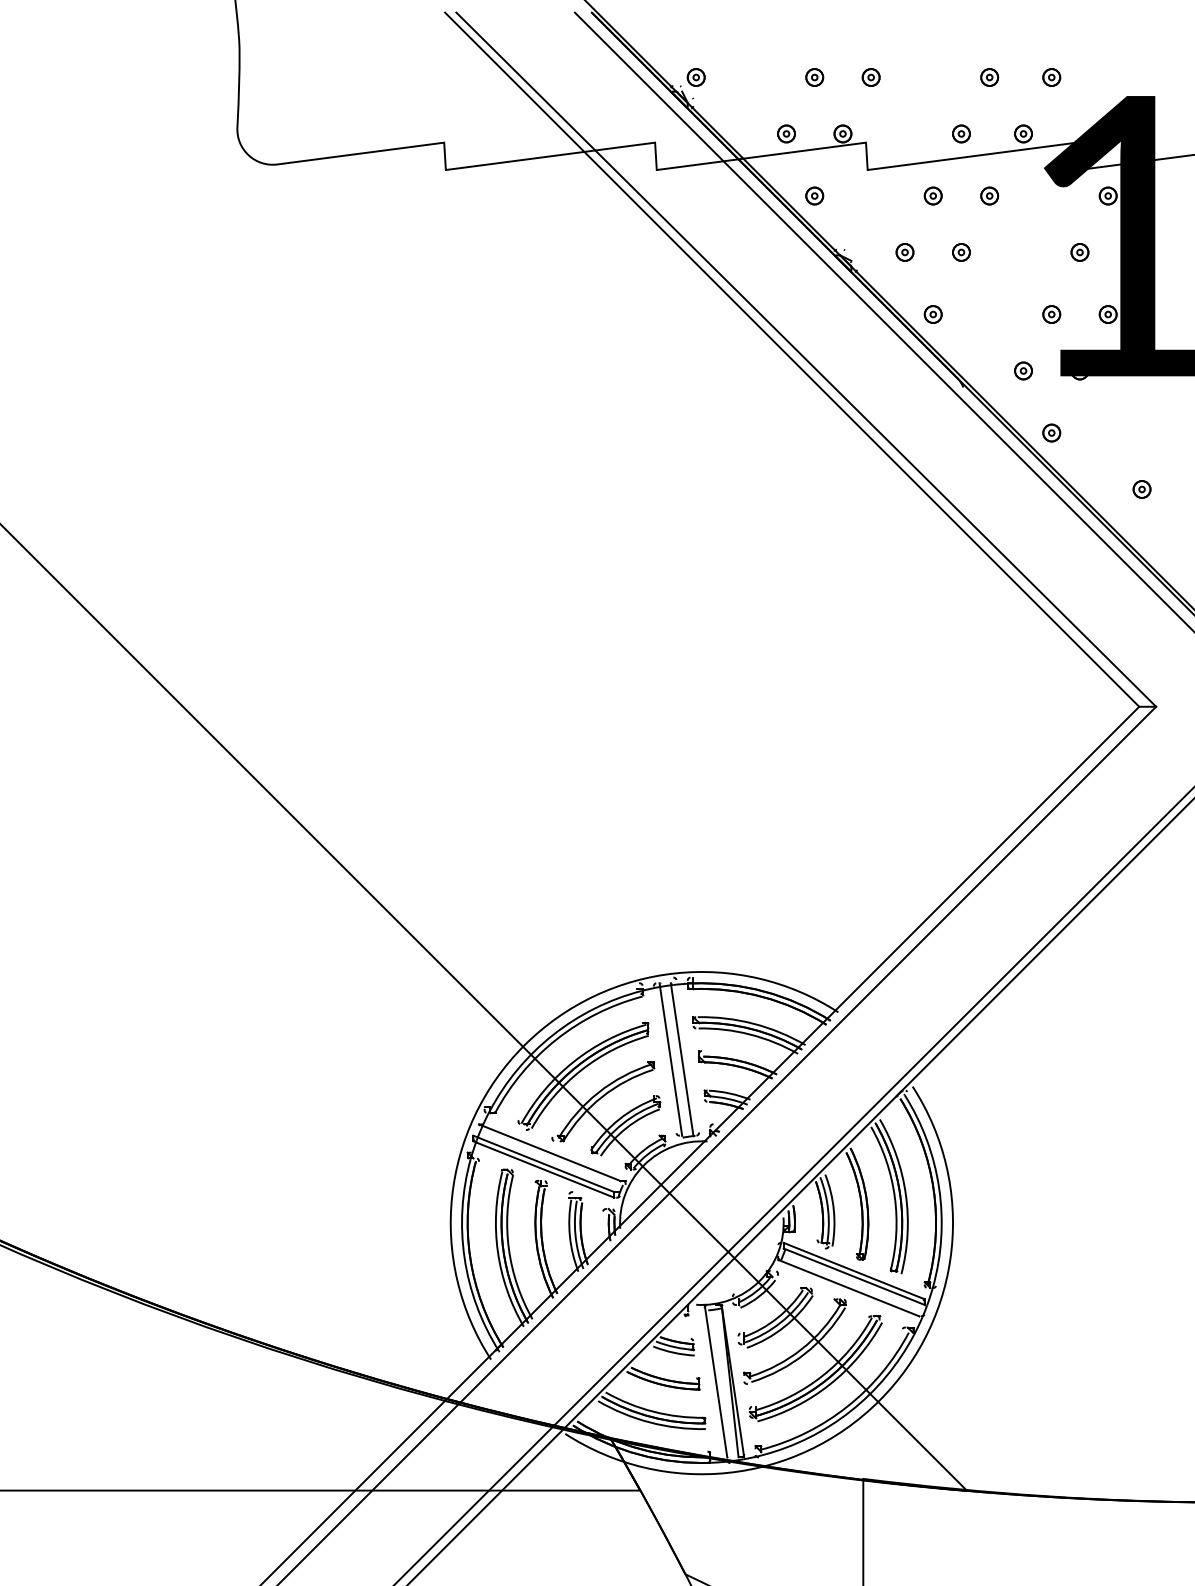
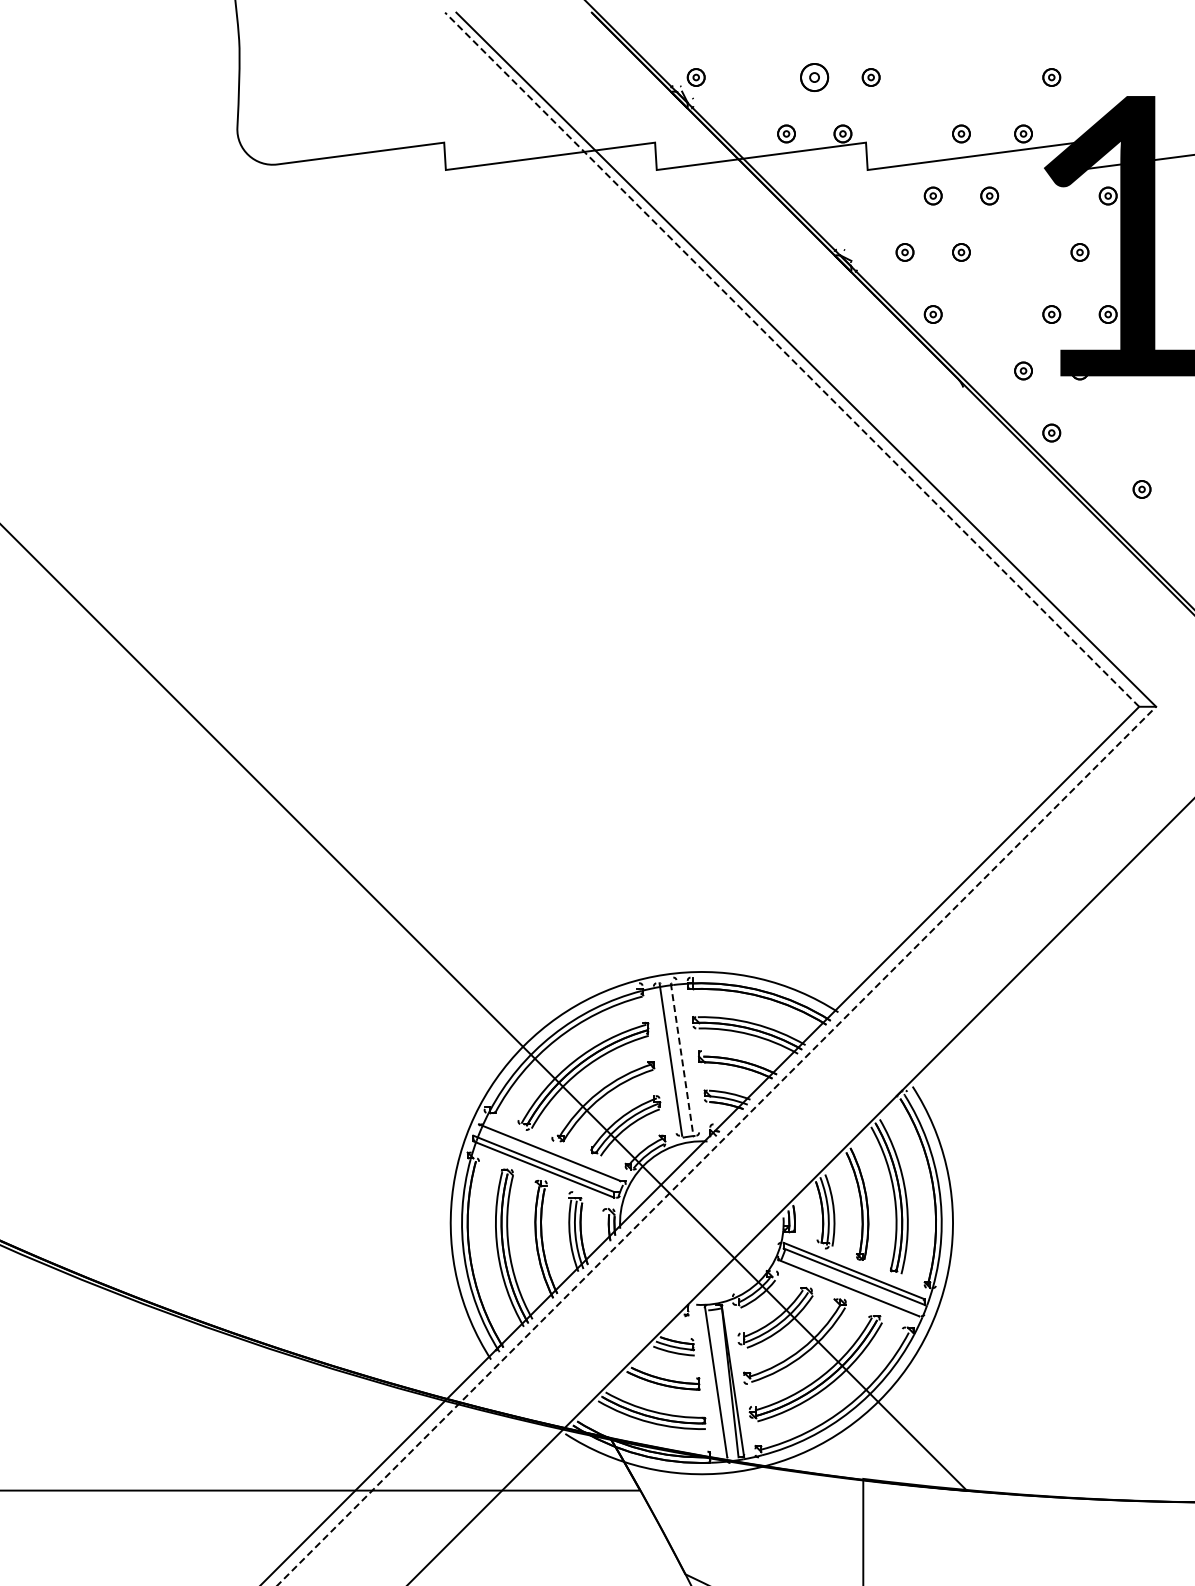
part size: 20x19 px -> 30x29 px (814, 77)
part: present -> none (989, 77)
part: present -> none (814, 195)
line: present -> none (882, 320)
line: solid -> dashed (792, 359)
line: solid -> dashed (682, 1059)
line: solid -> dashed (717, 1145)
line: present -> none (793, 1186)
